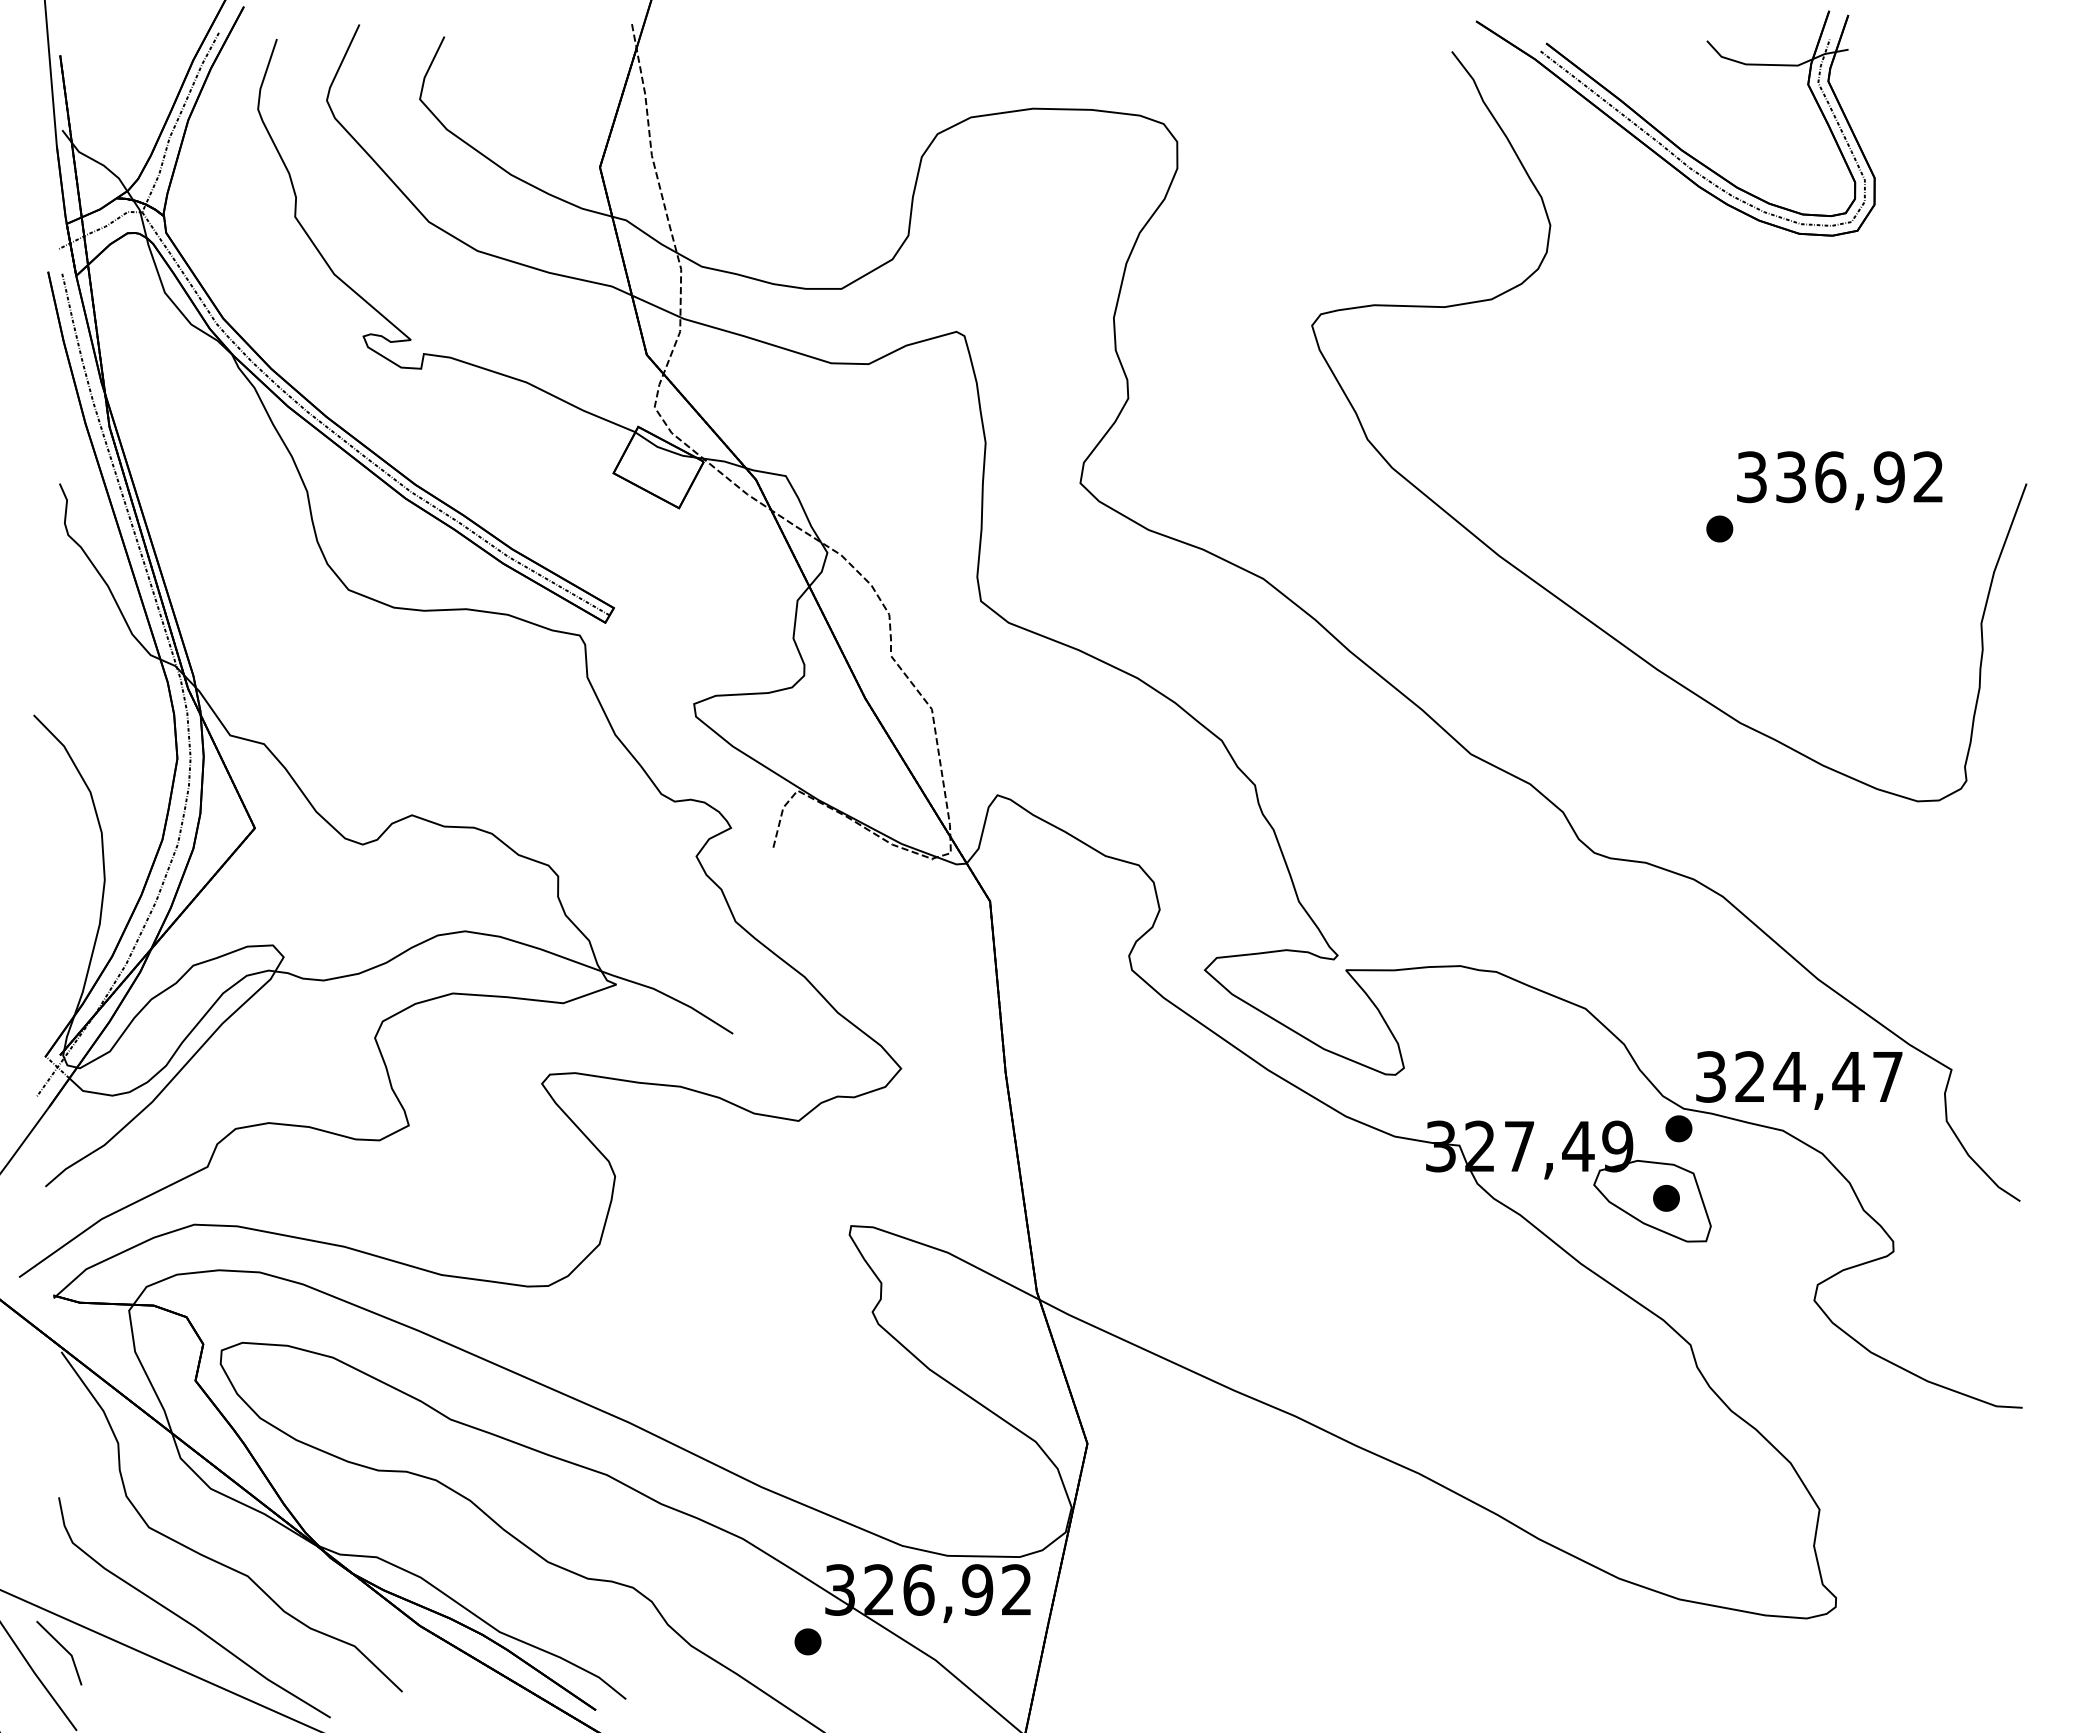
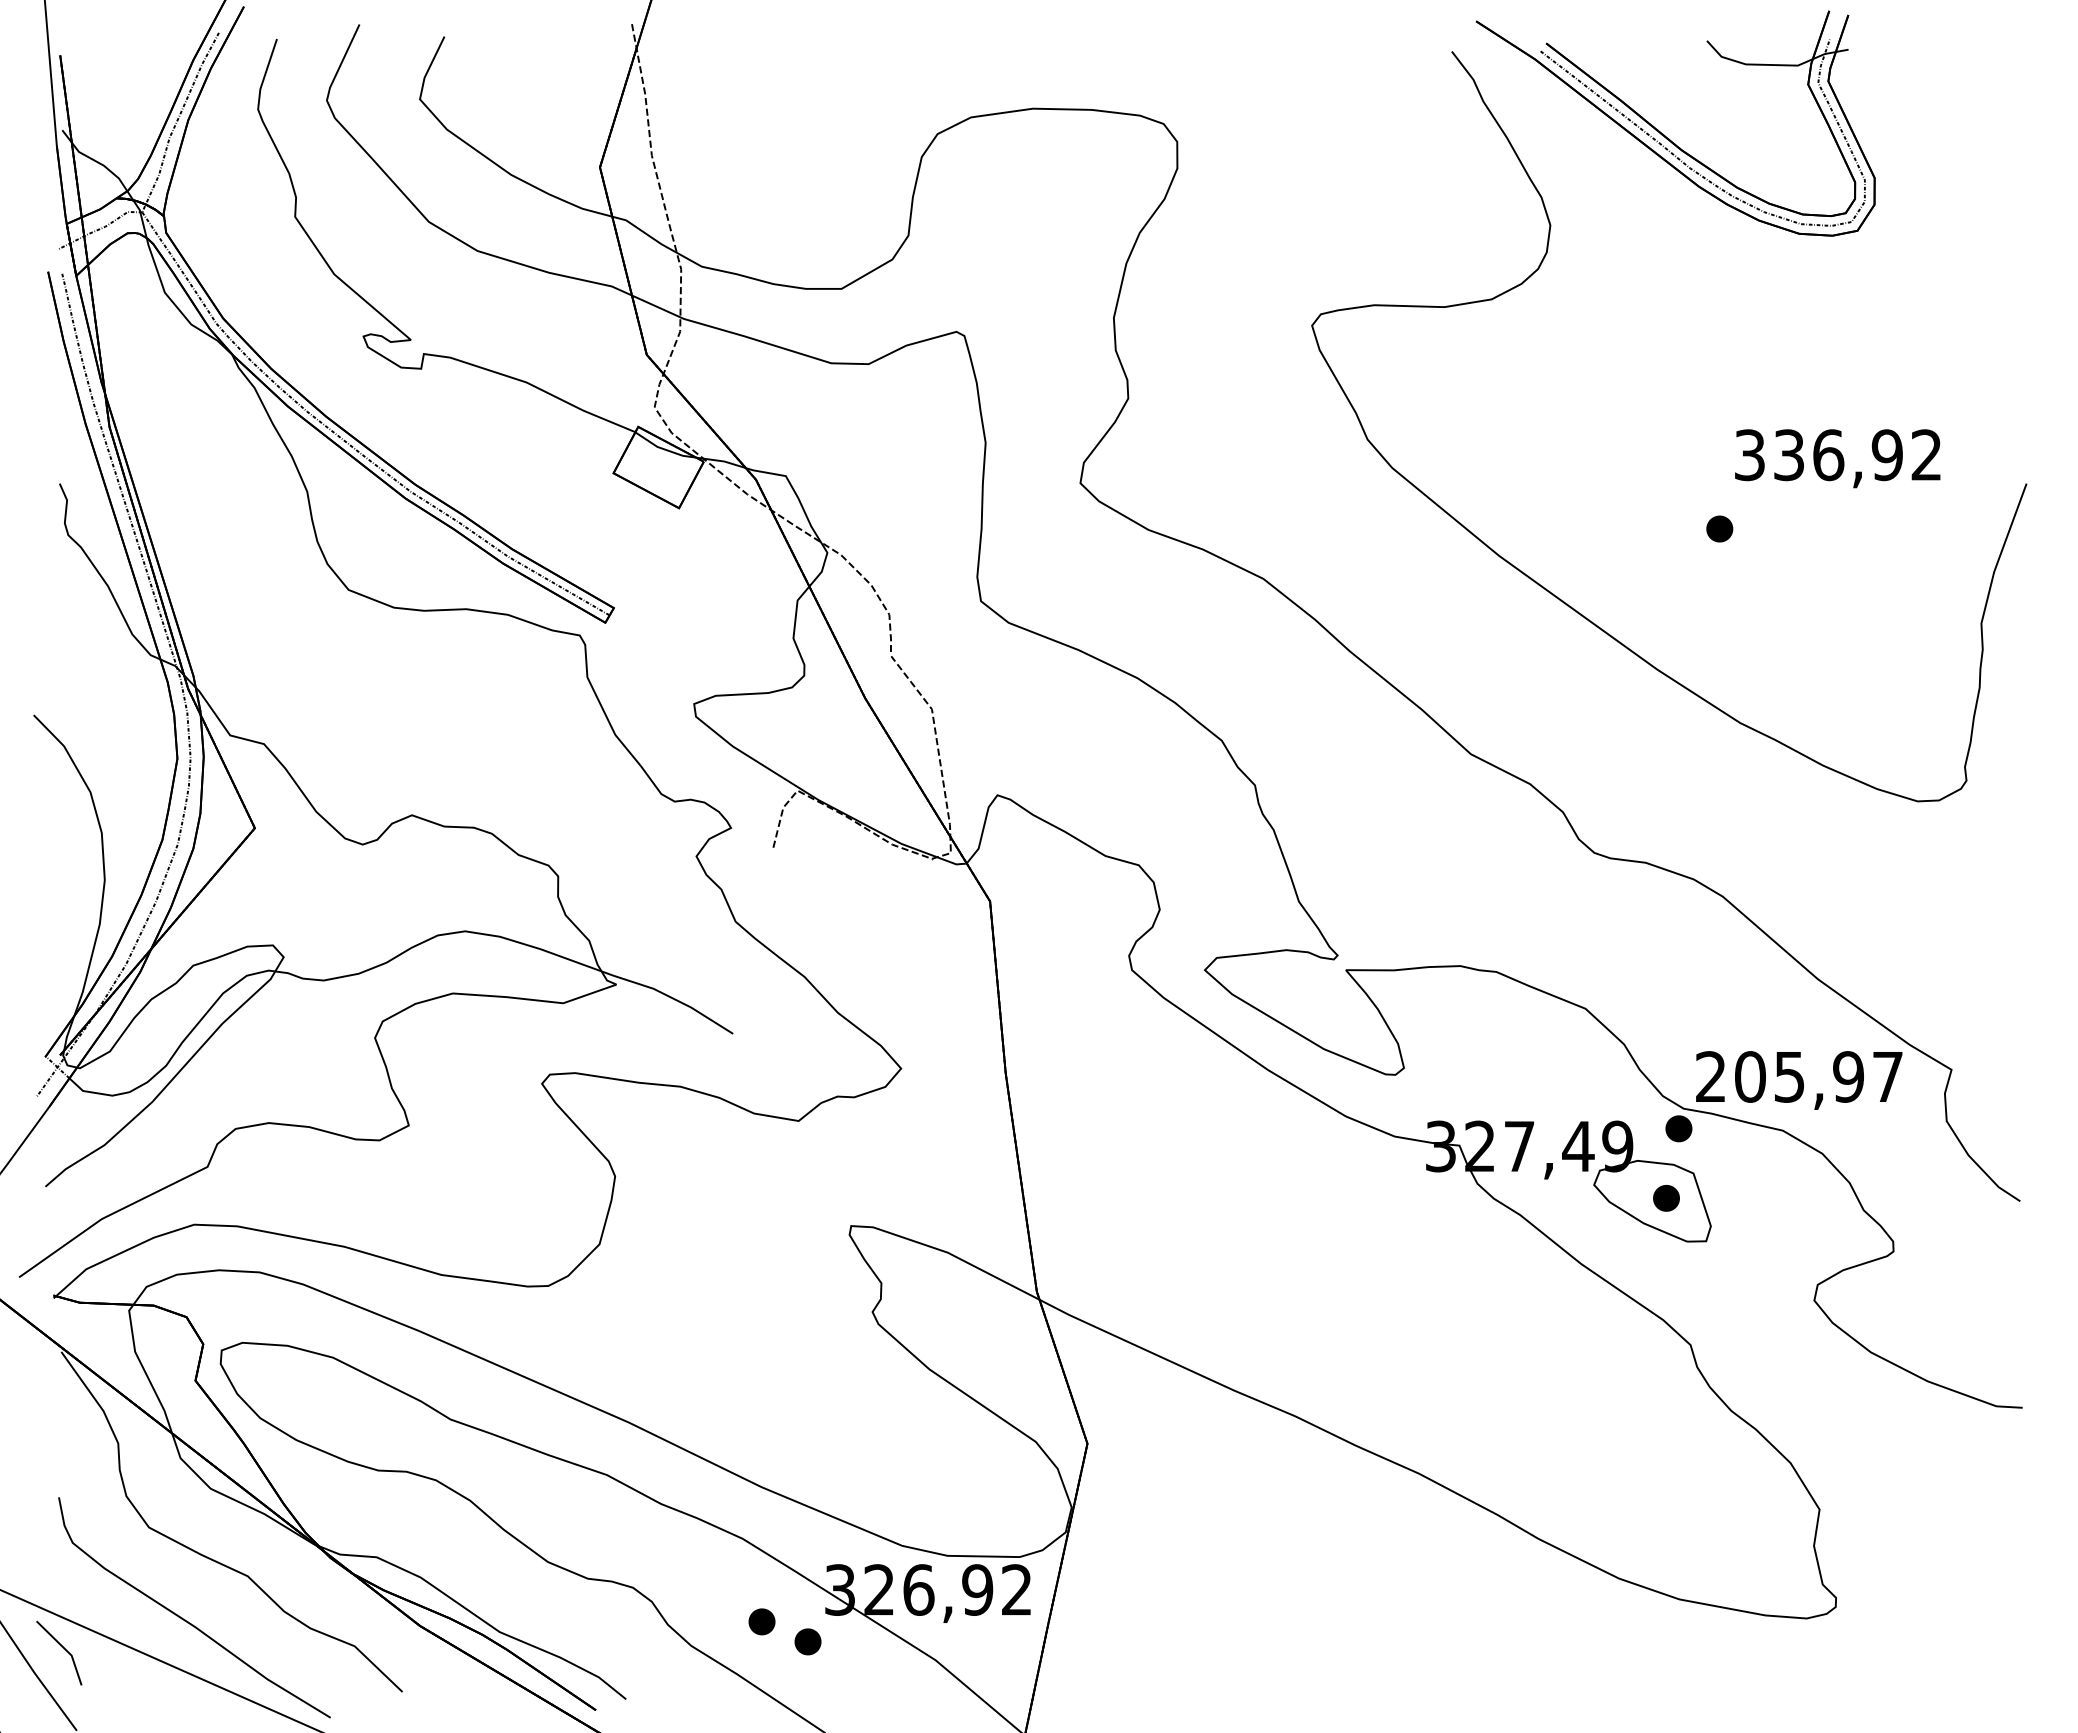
text position: (1839, 480) -> (1837, 458) (1837, 458)
text: 324,47 -> 205,97 (1780, 1076)
part: none -> present (761, 1621)
